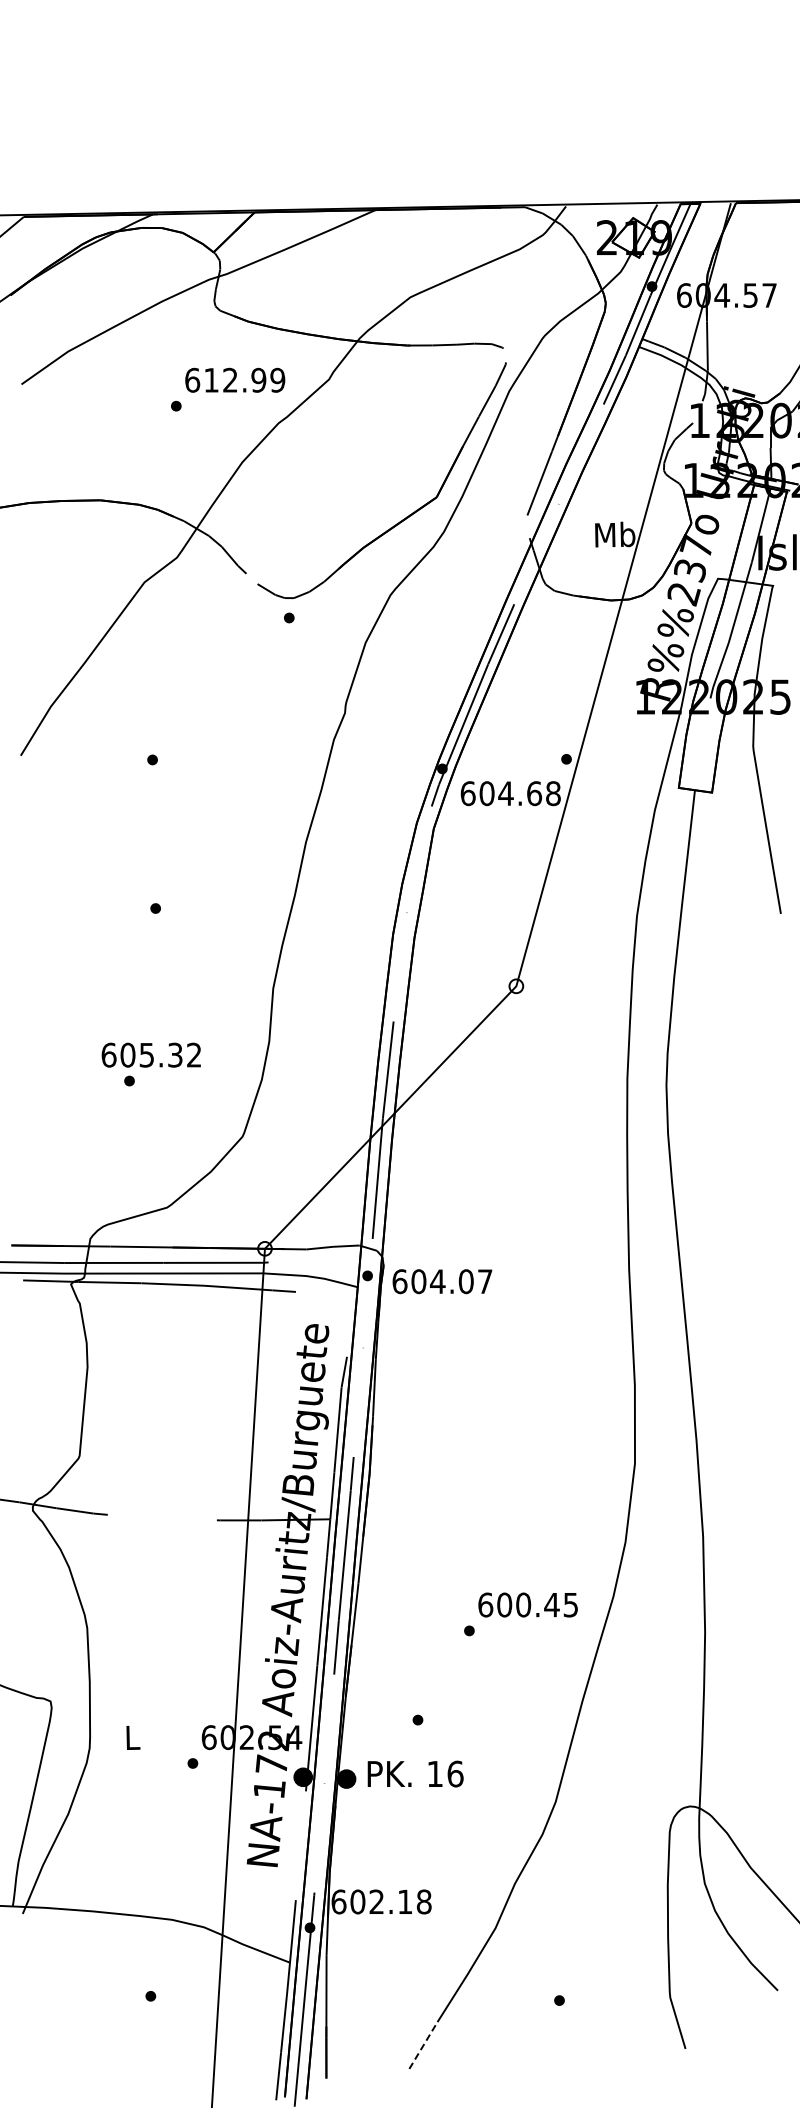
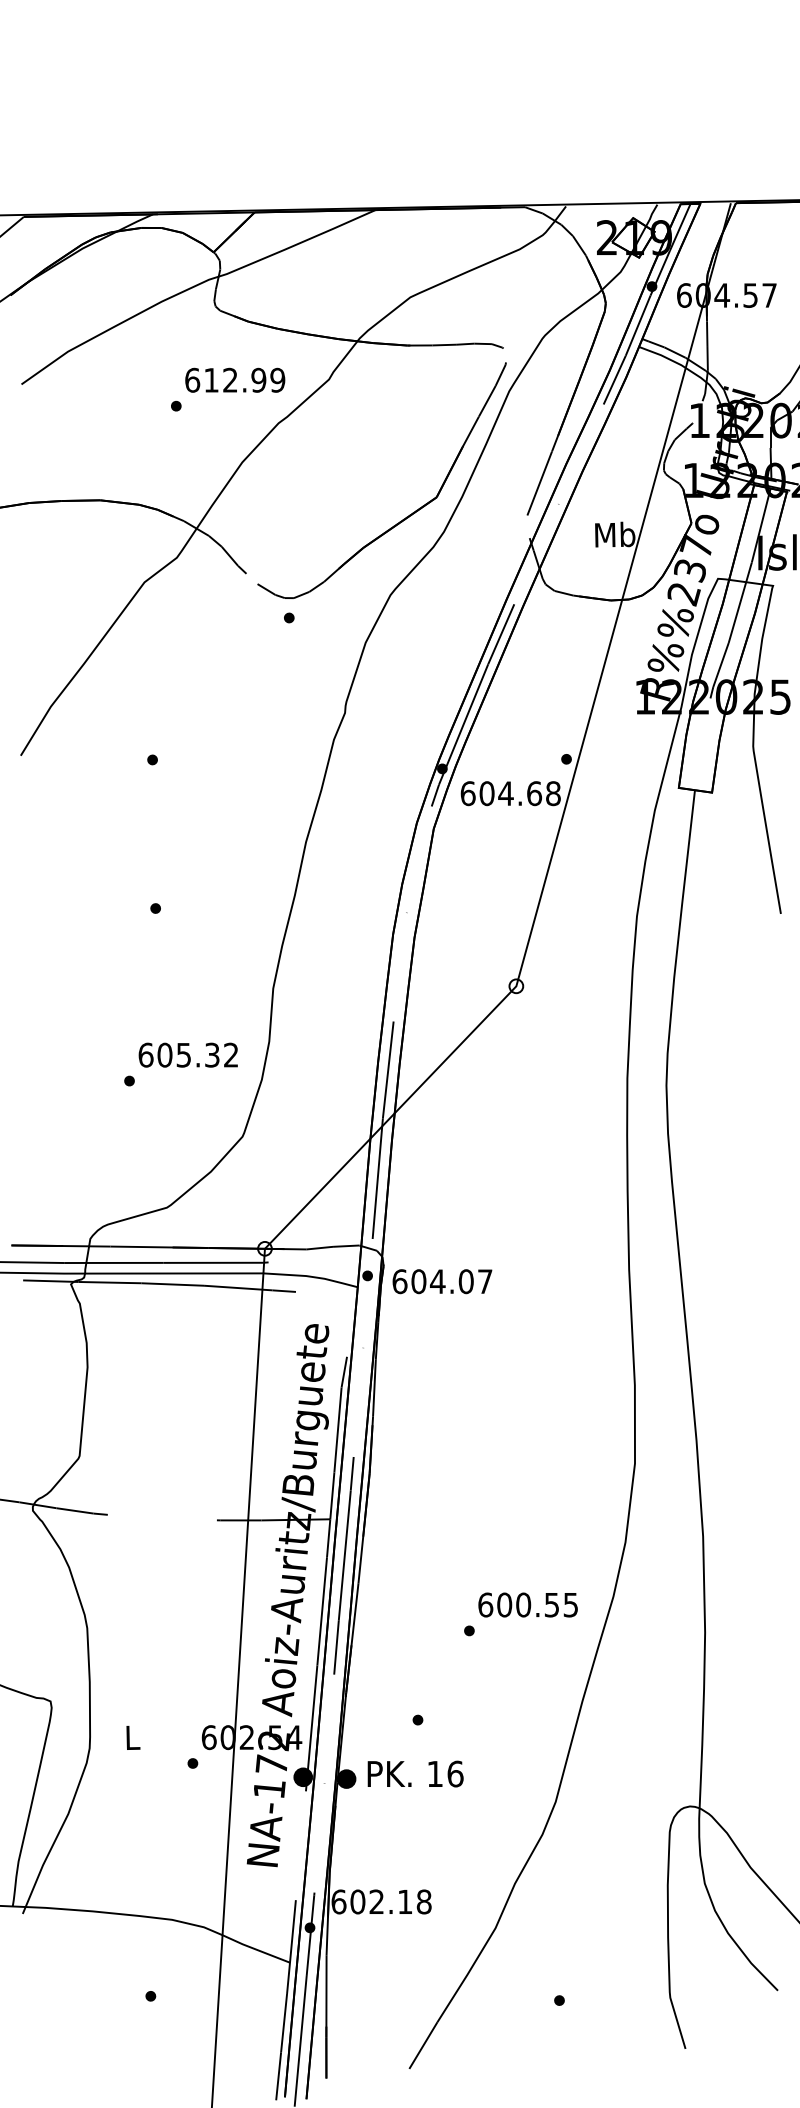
text position: (150, 1054) -> (187, 1054) (187, 1054)
text: 600.45 -> 600.55 (551, 1605)
line: dashed -> solid (423, 2045)
